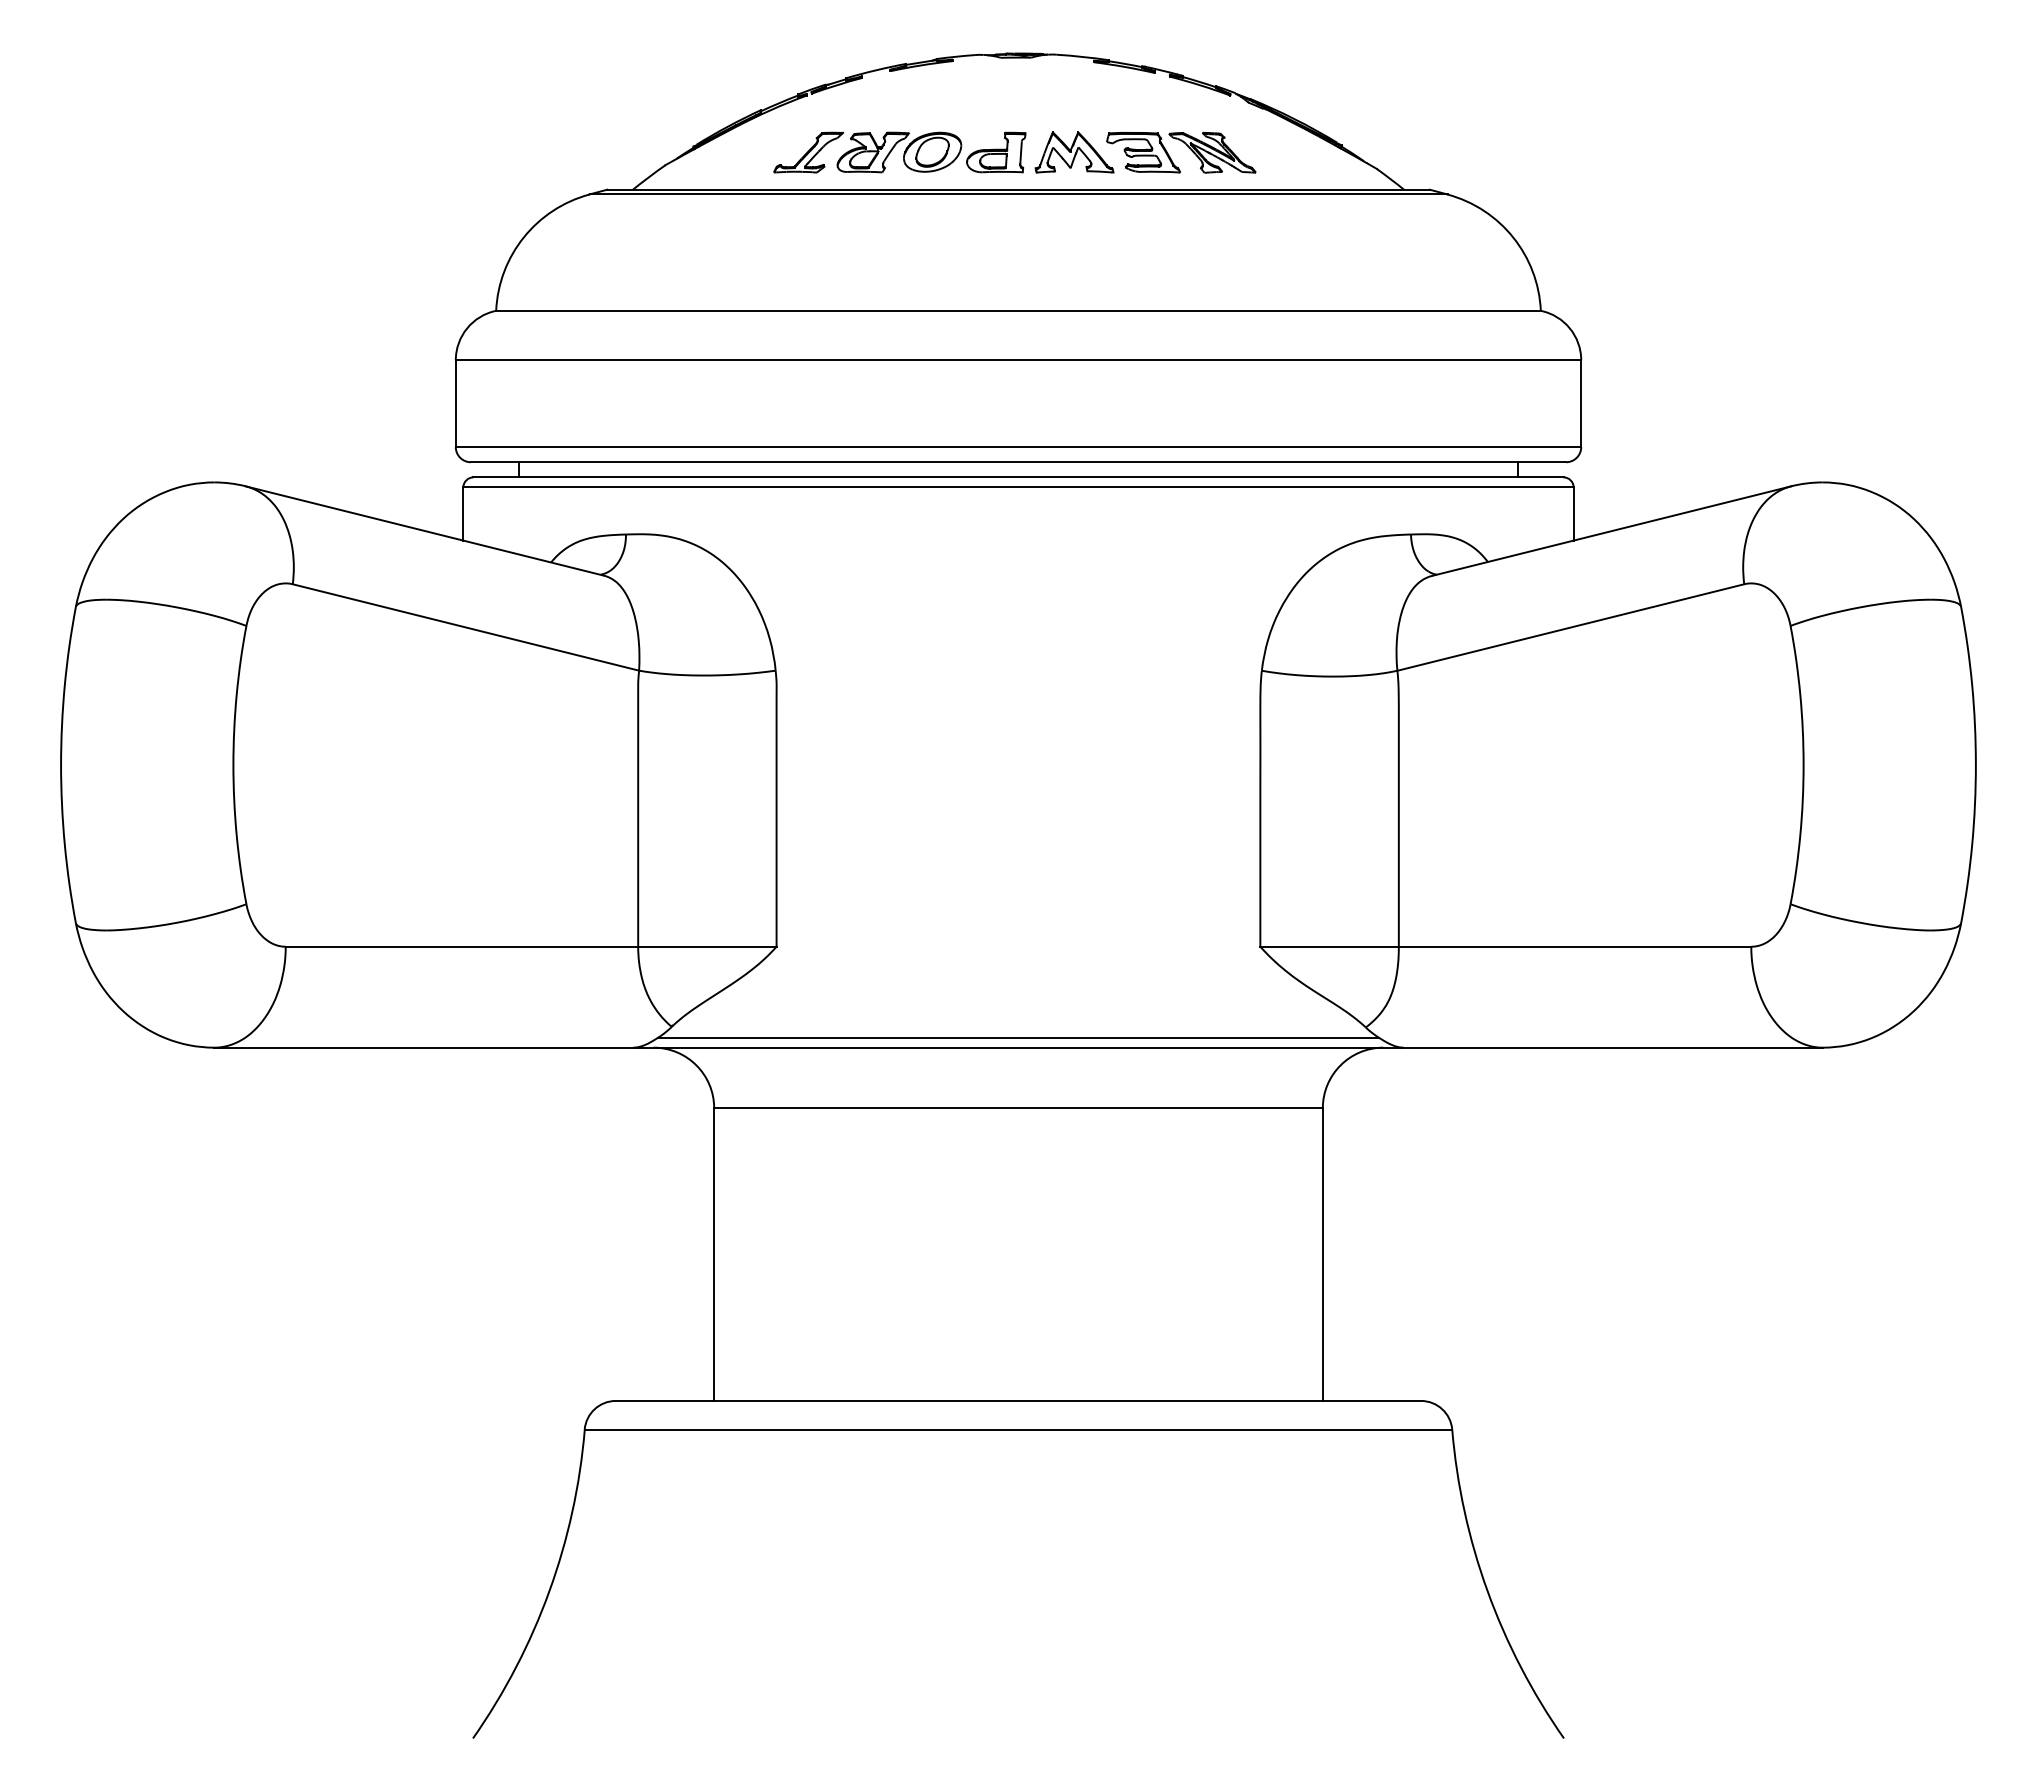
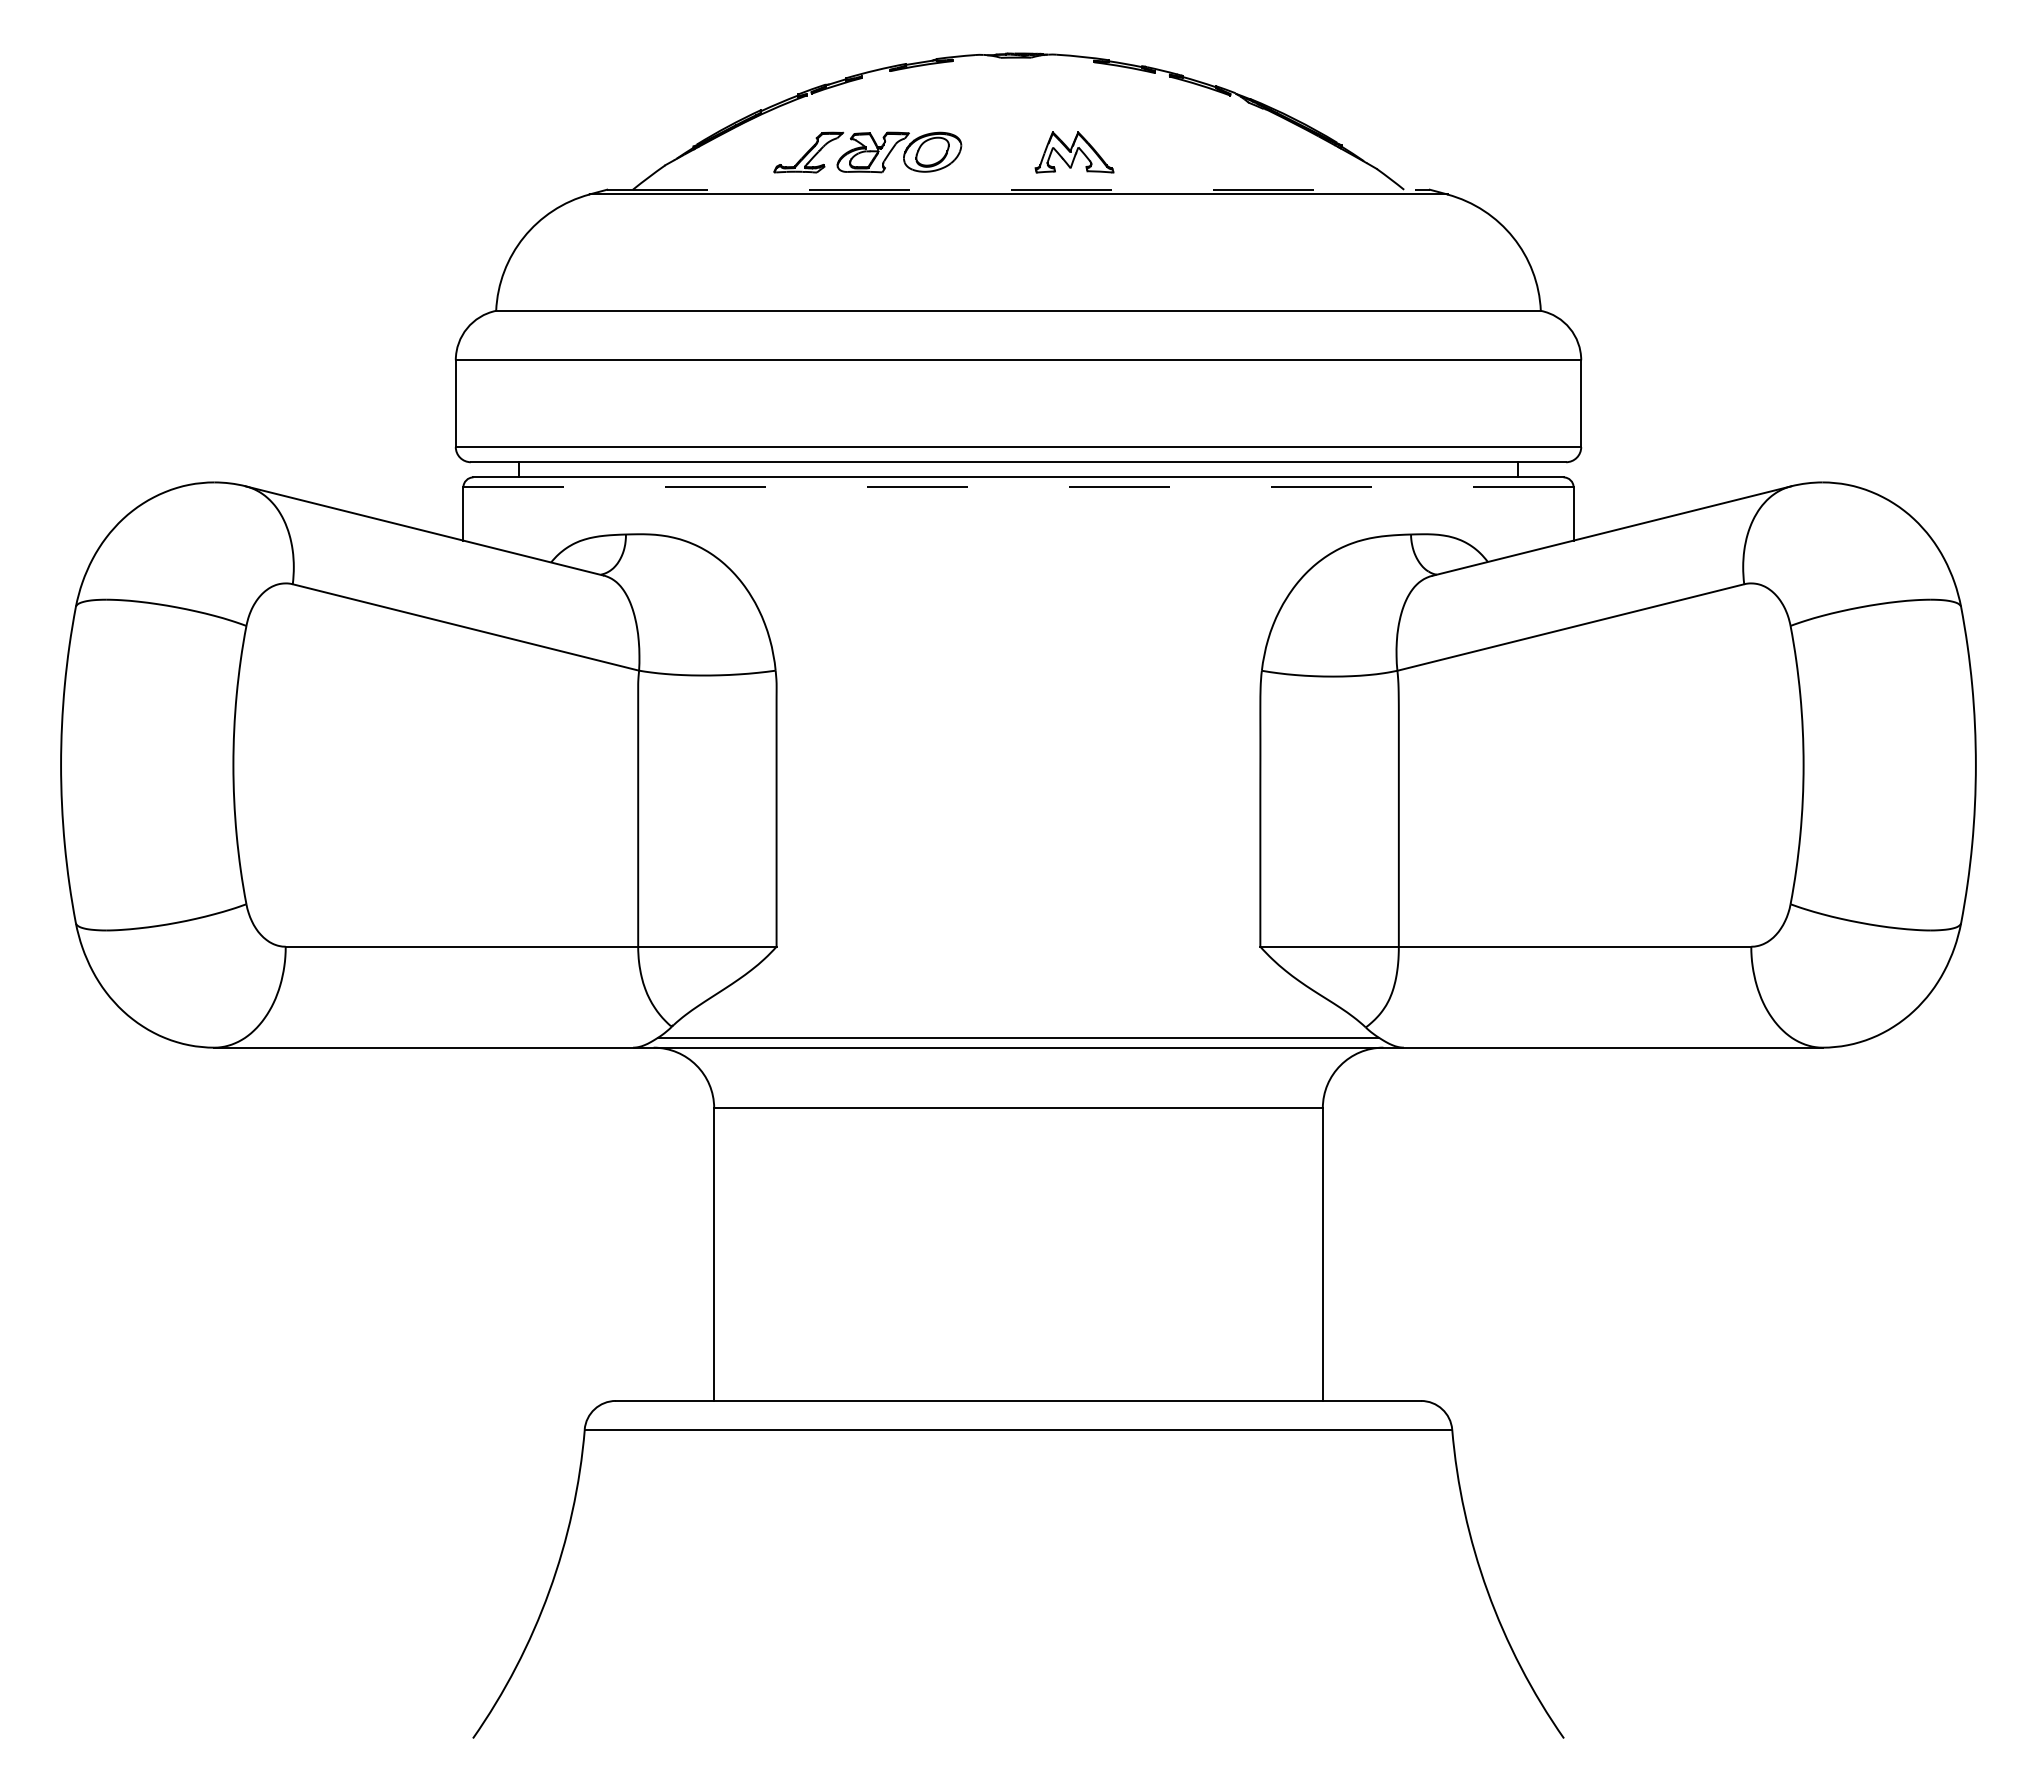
part: present -> none (1188, 148)
part: present -> none (996, 152)
line: solid -> dashed (1019, 189)
line: solid -> dashed (1018, 487)
